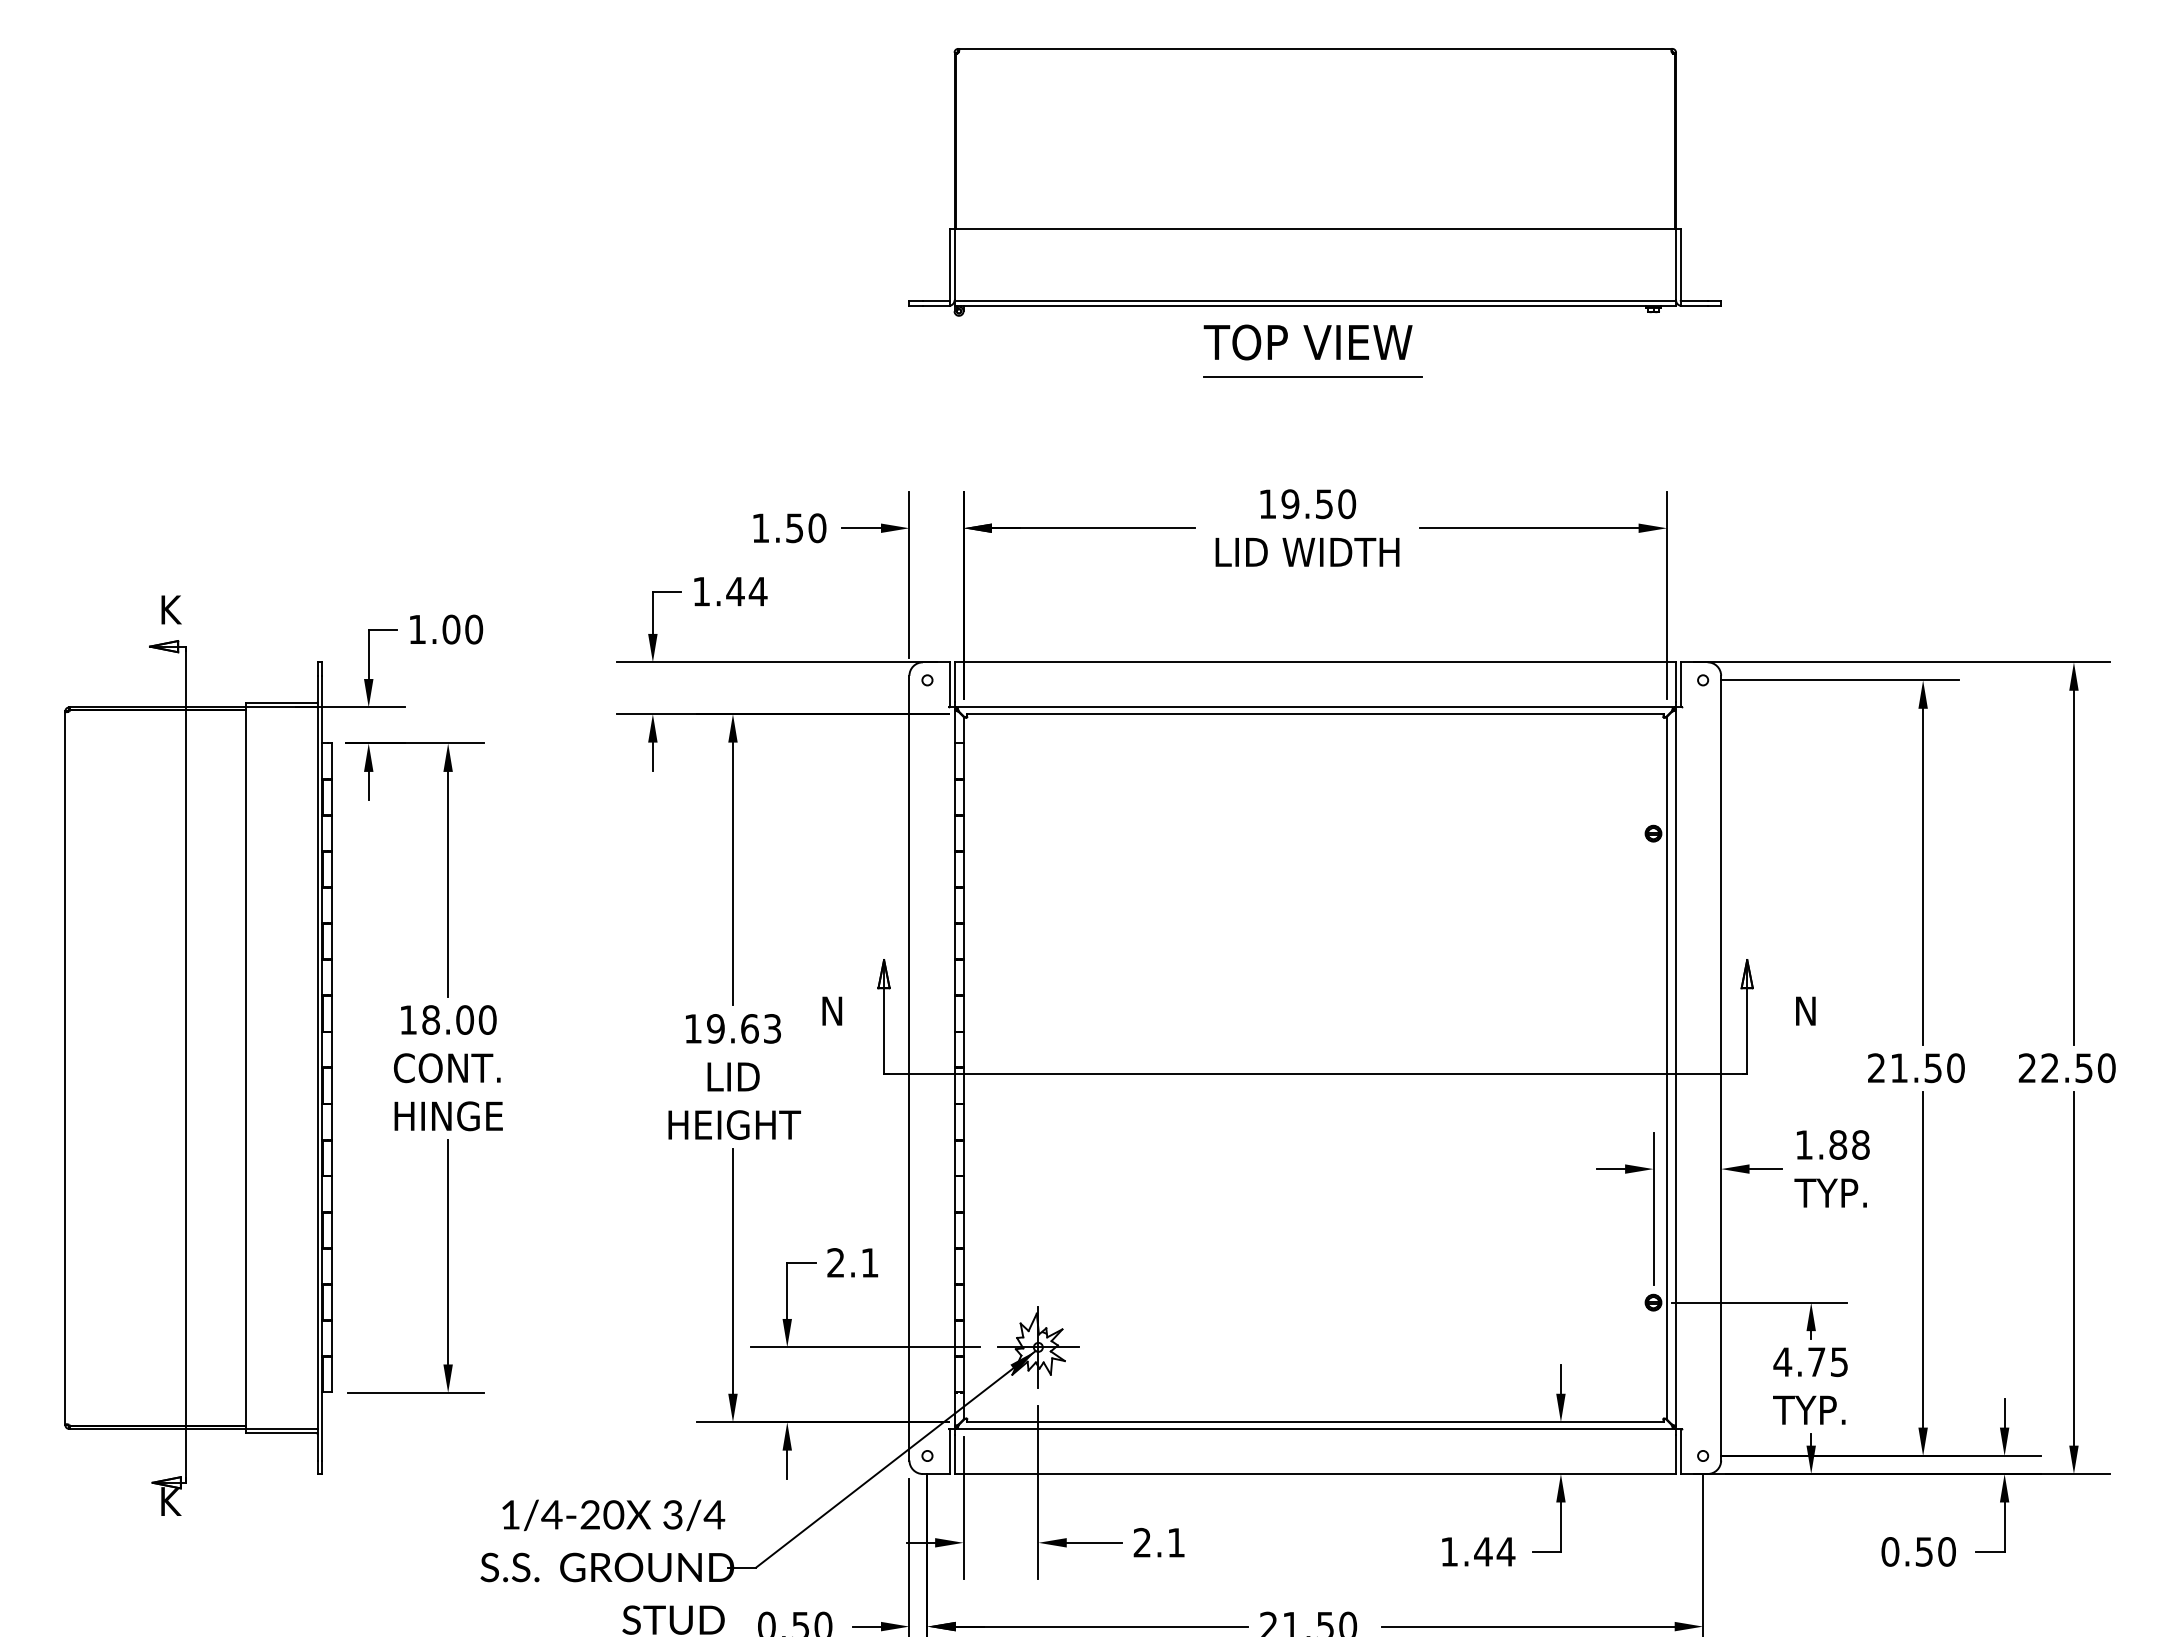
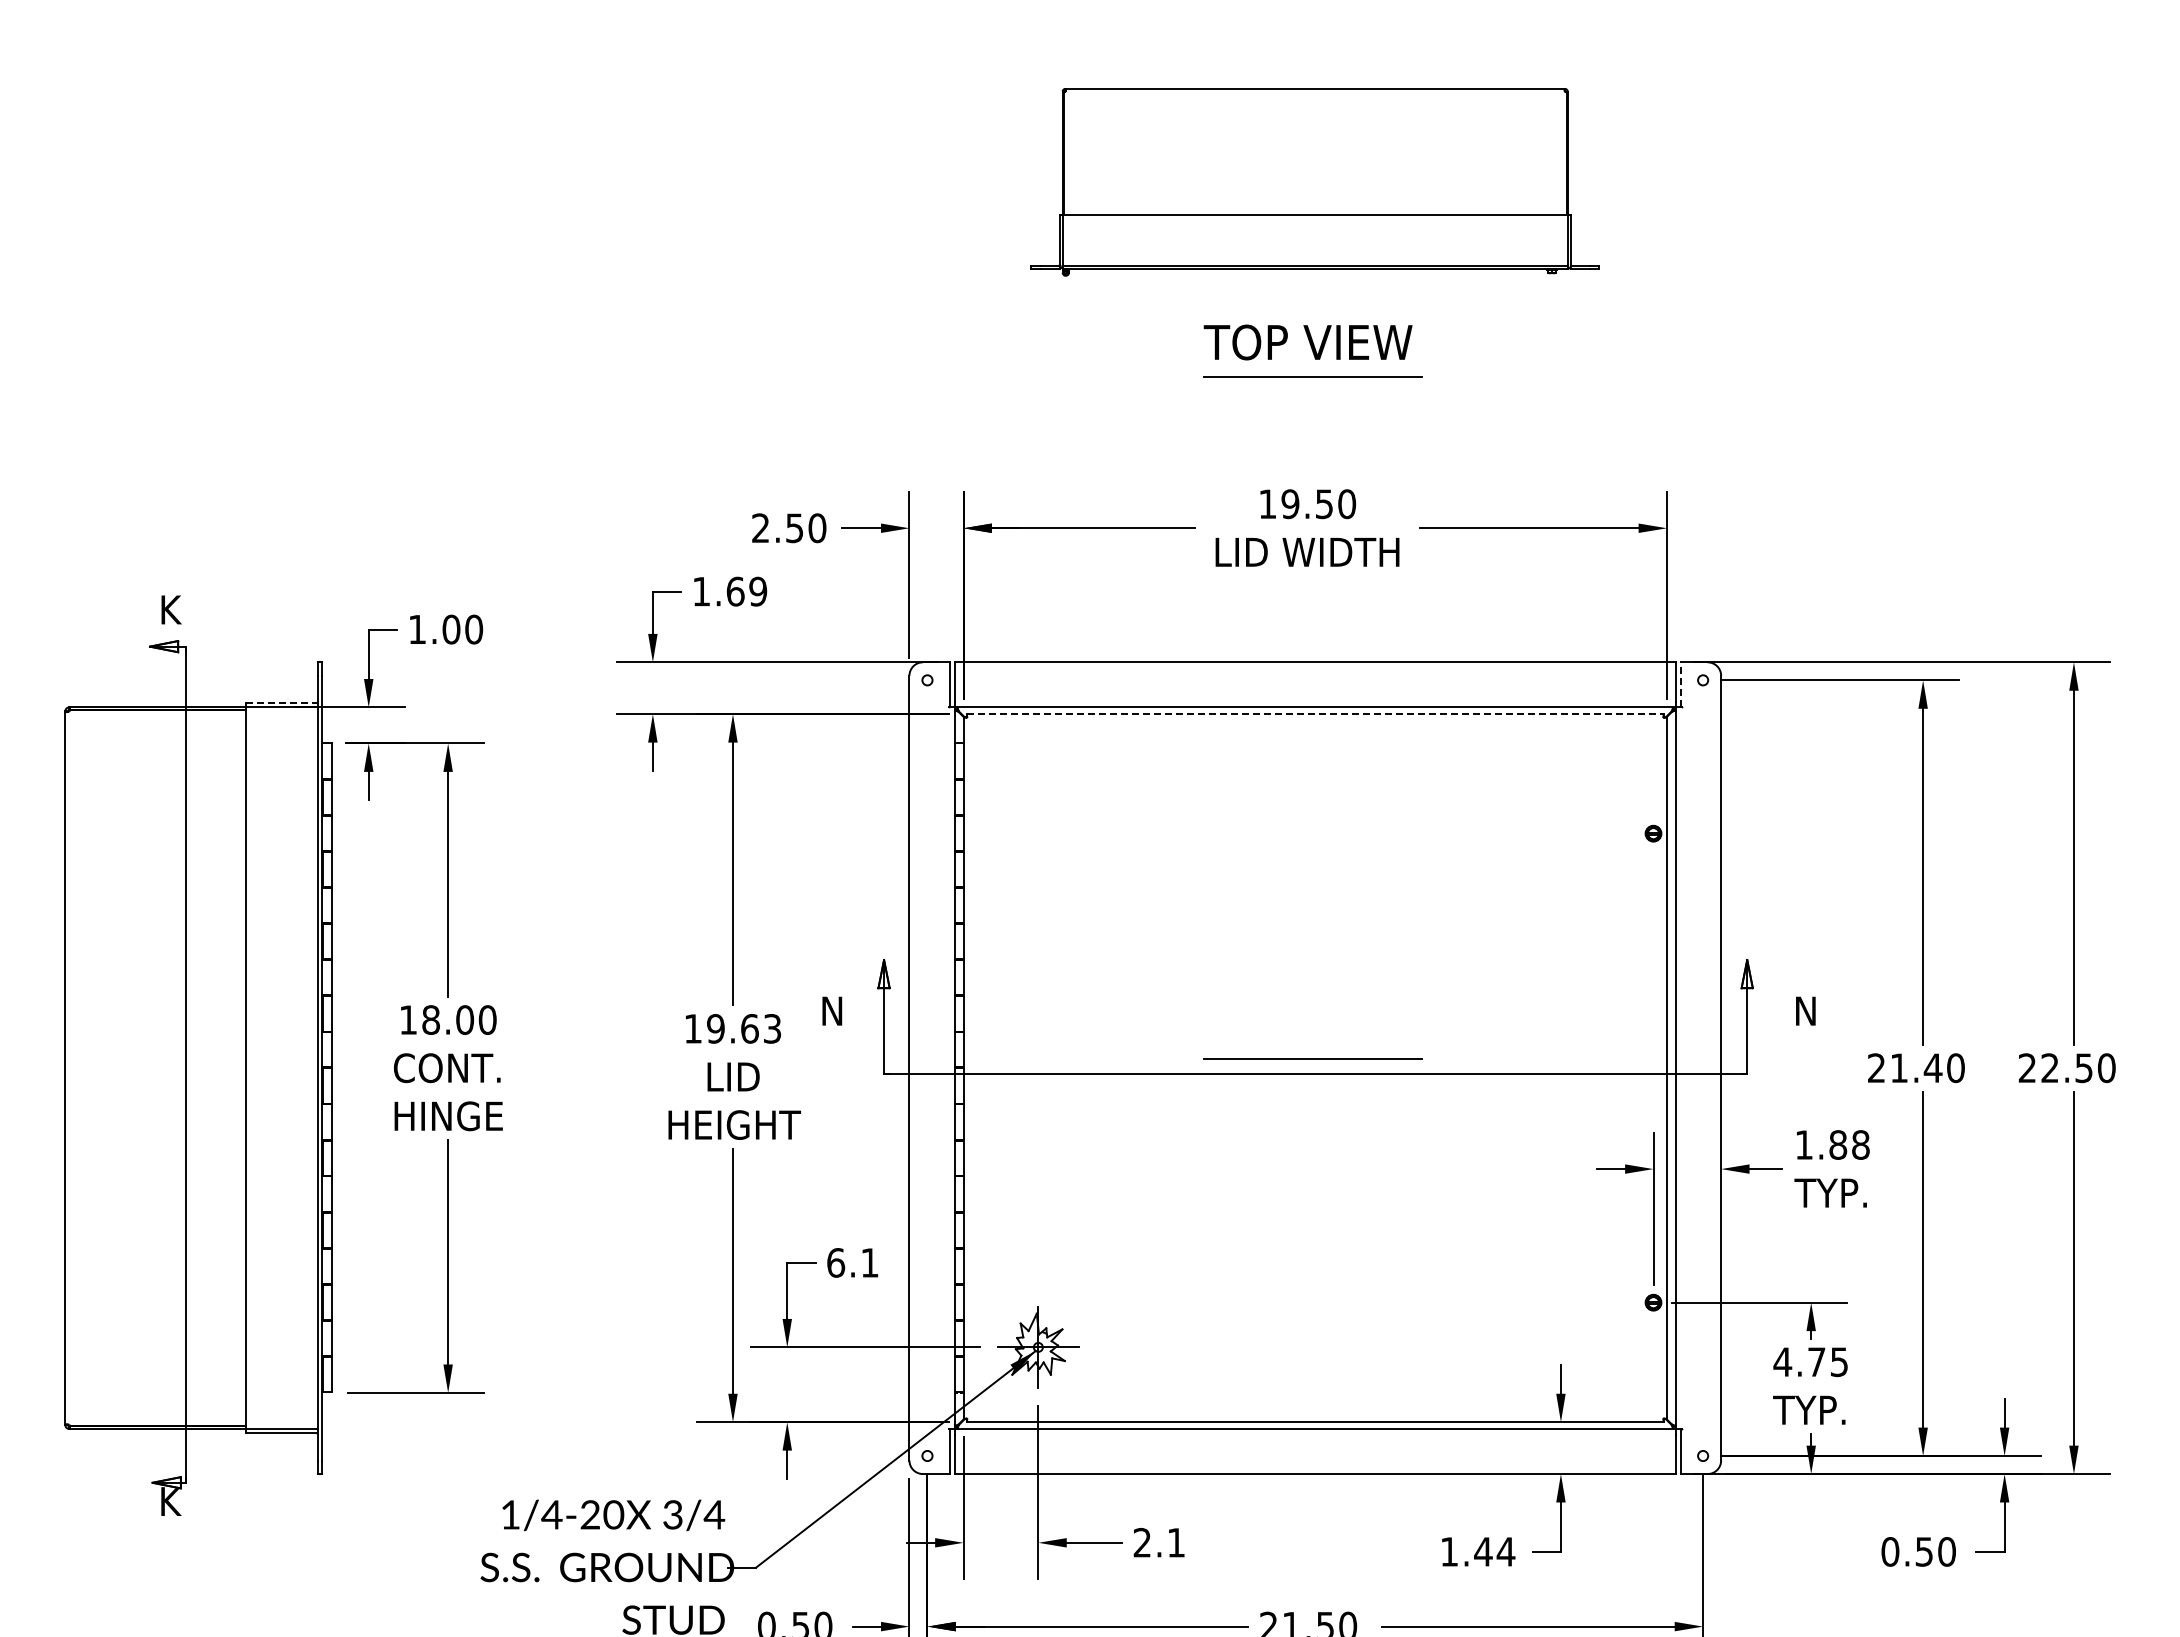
part size: 814x269 px -> 570x189 px (1314, 182)
text: 1.50 -> 2.50 (760, 527)
text: 1.44 -> 1.69 (746, 591)
line: solid -> dashed (1680, 684)
line: solid -> dashed (281, 702)
line: solid -> dashed (1315, 714)
line: none -> present (1312, 1058)
text: 21.50 -> 21.40 (1932, 1068)
text: 2.1 -> 6.1 (836, 1262)
